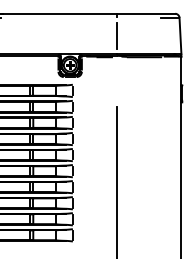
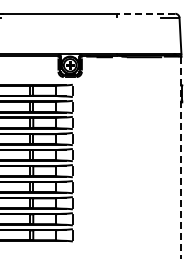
line: solid -> dashed (146, 13)
line: present -> none (117, 35)
line: solid -> dashed (181, 157)
line: present -> none (117, 180)
